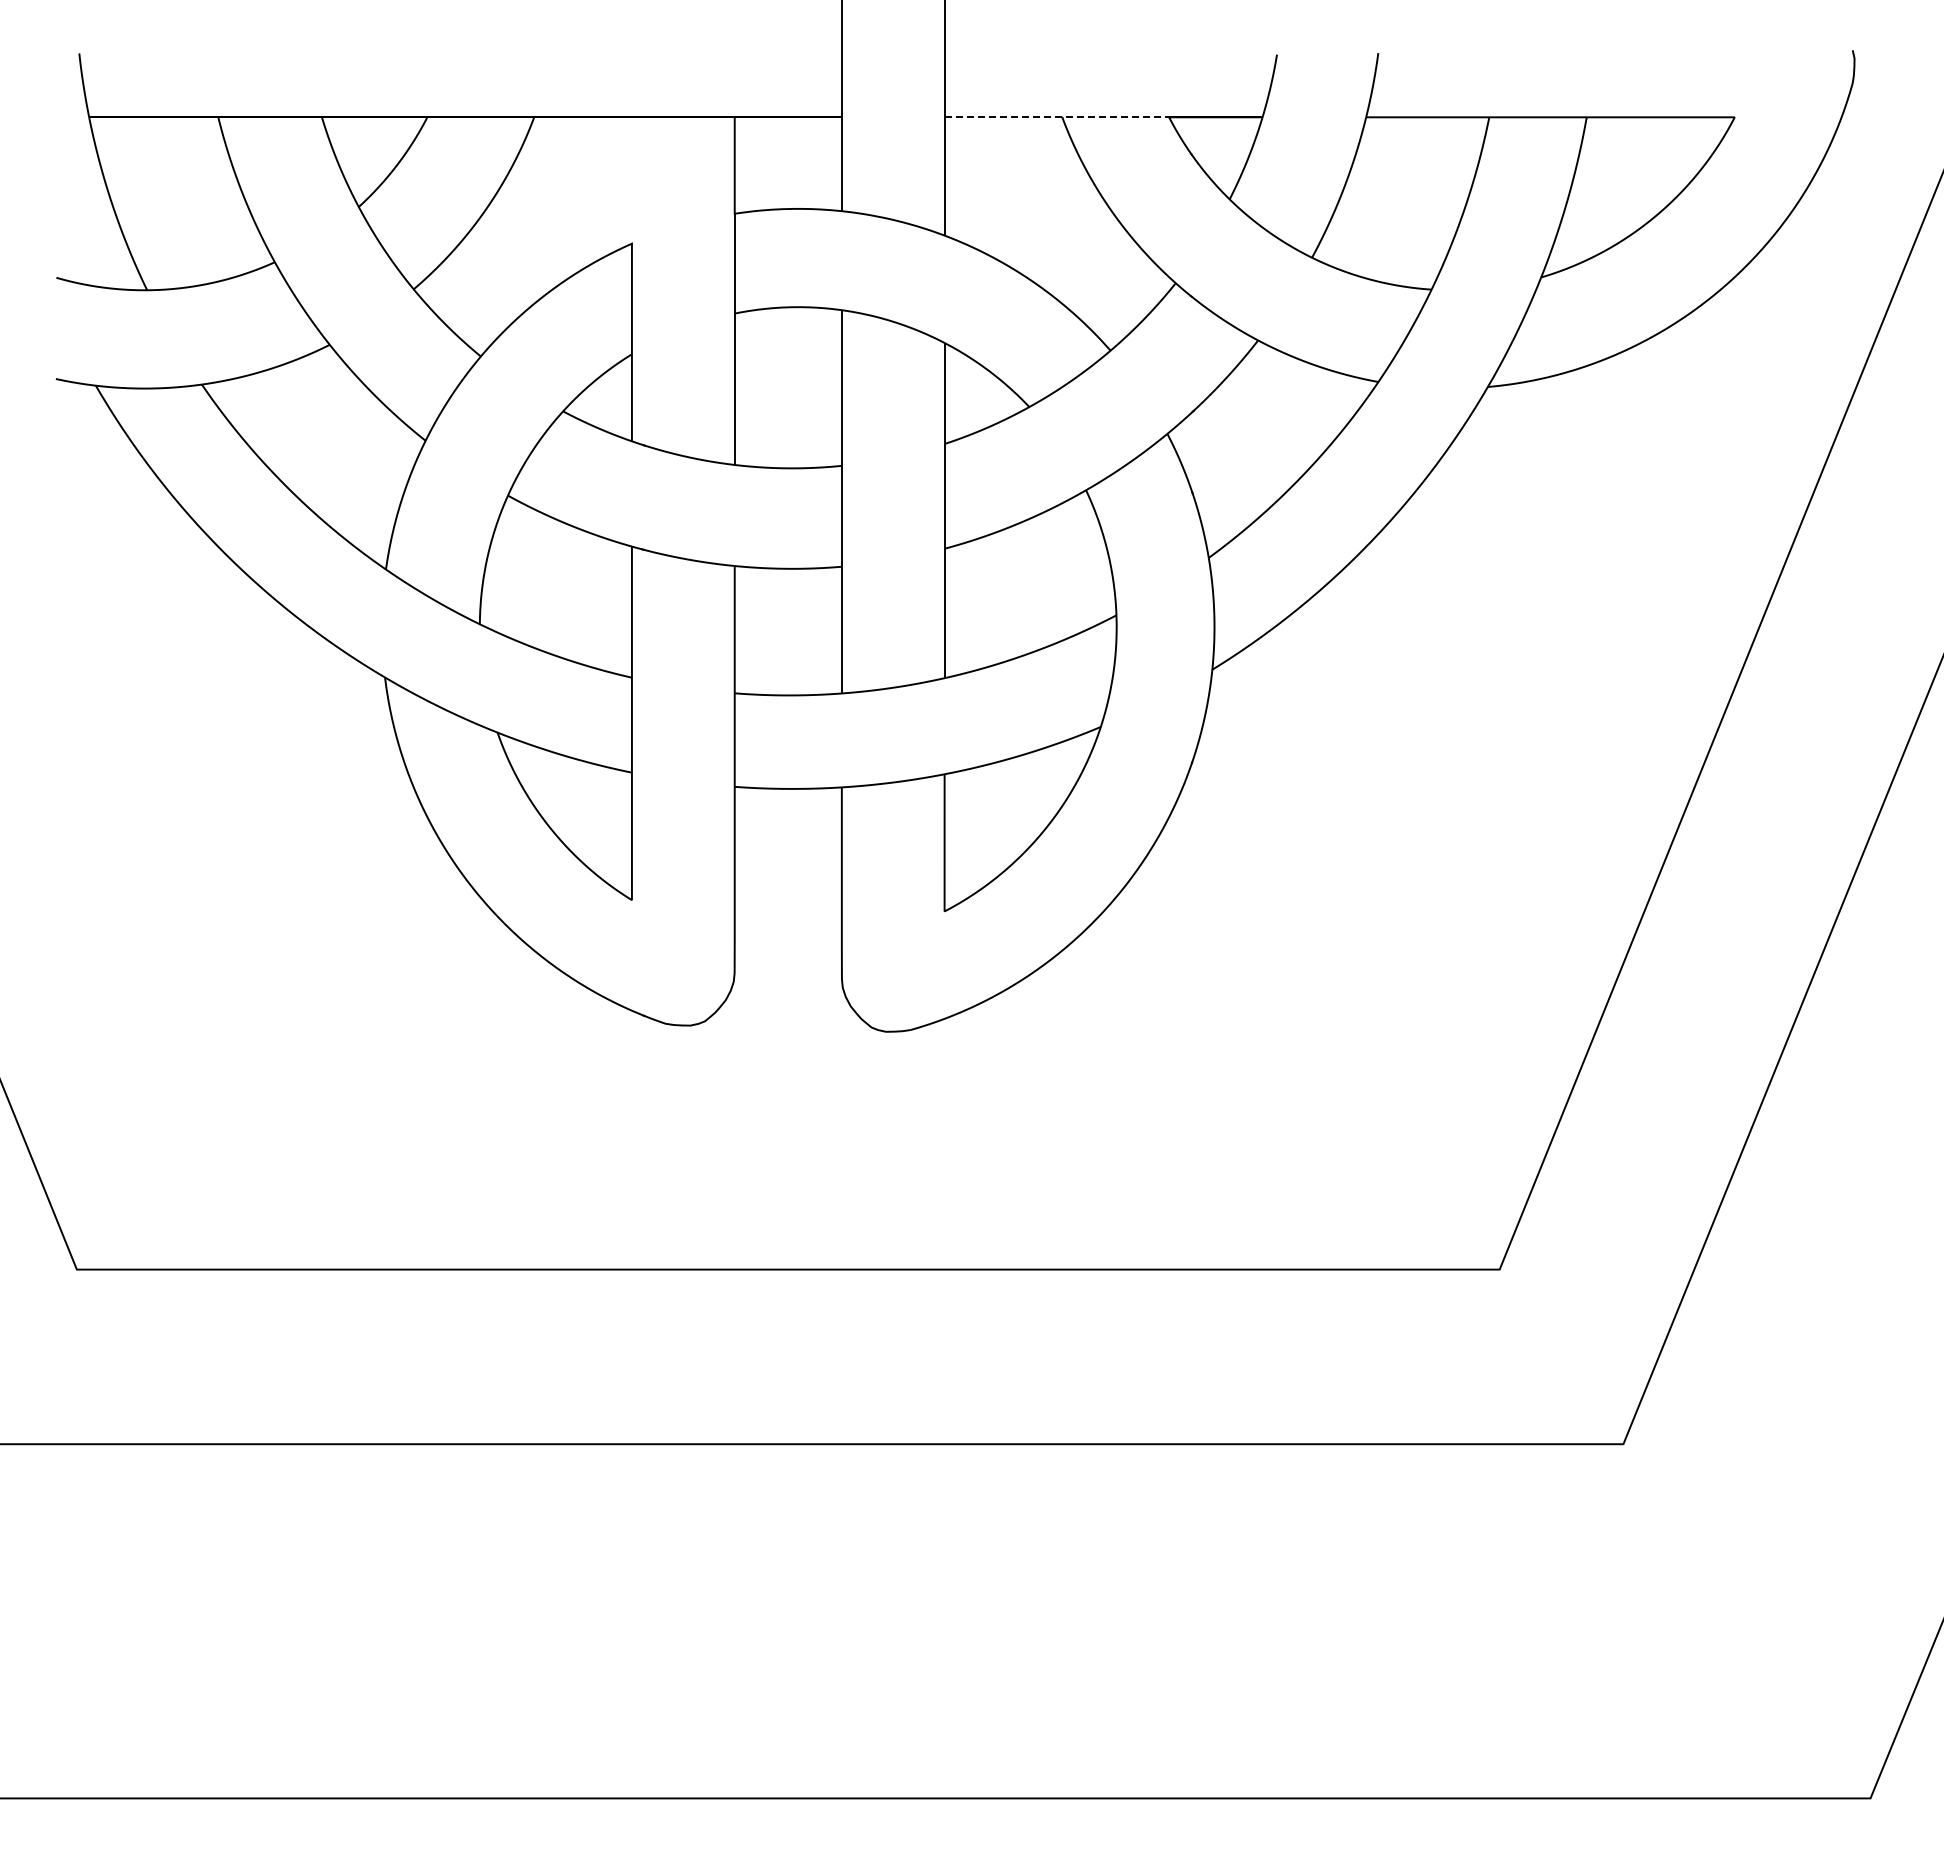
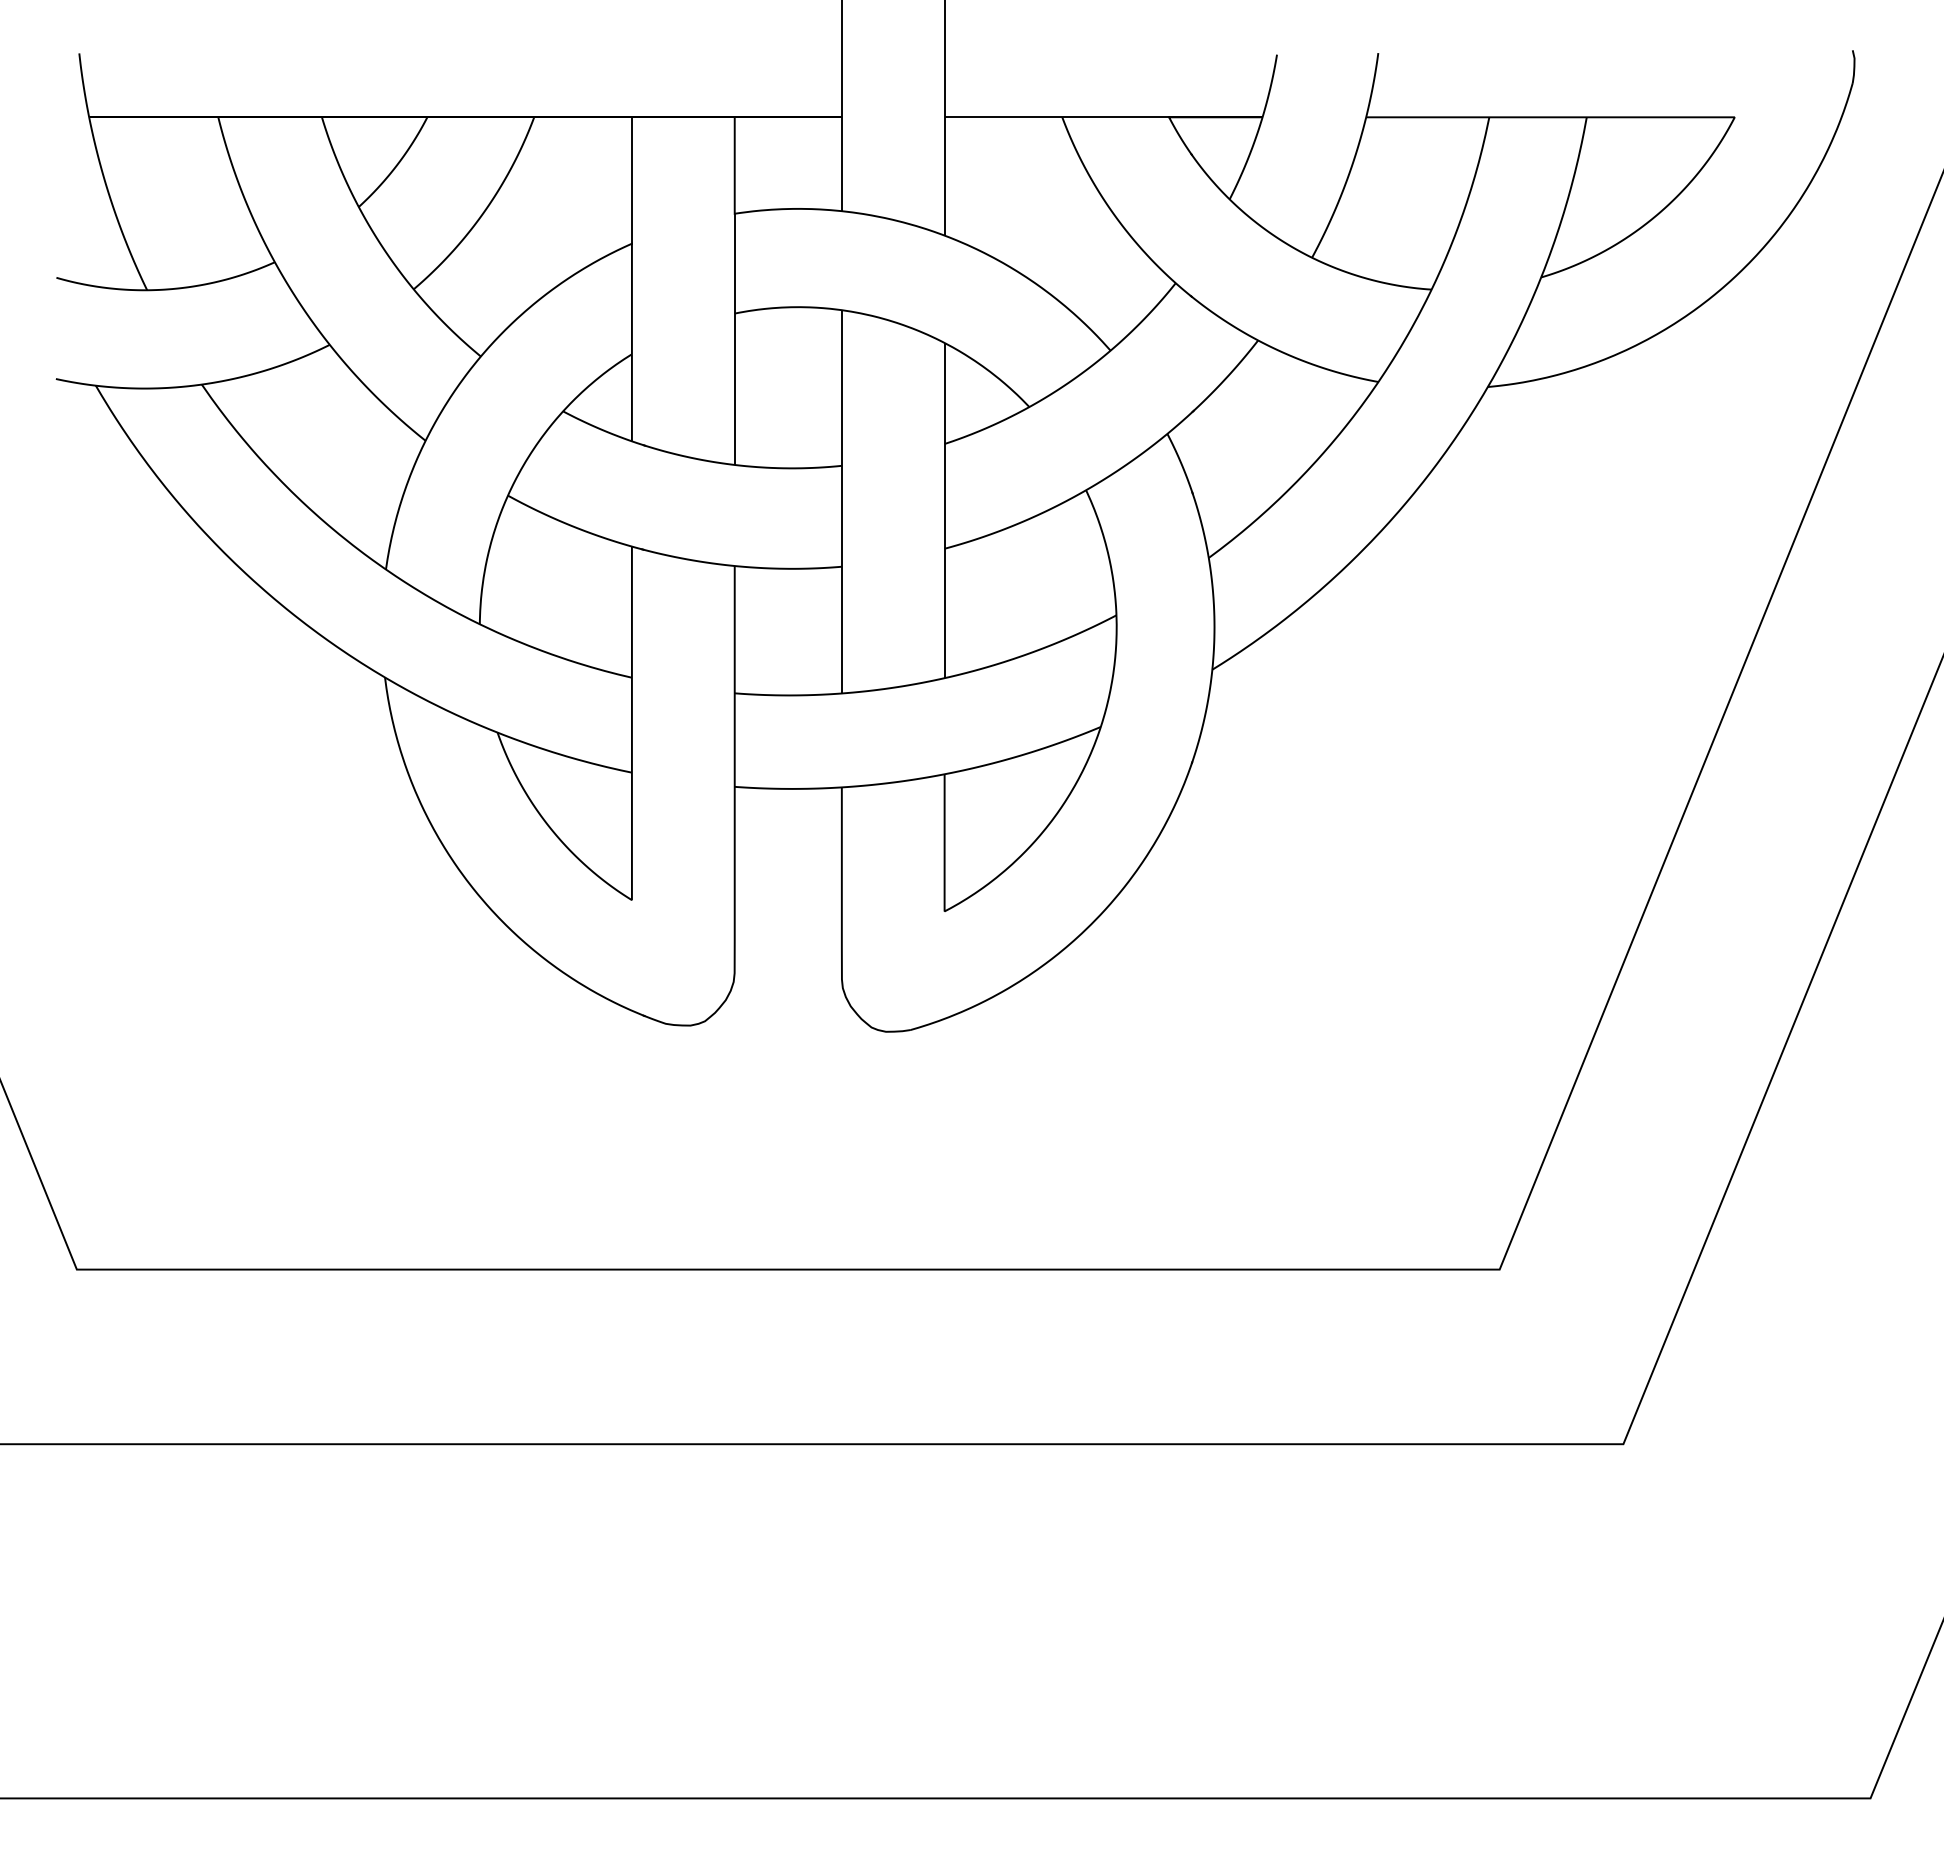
line: dashed -> solid (1058, 117)
line: none -> present (631, 180)
